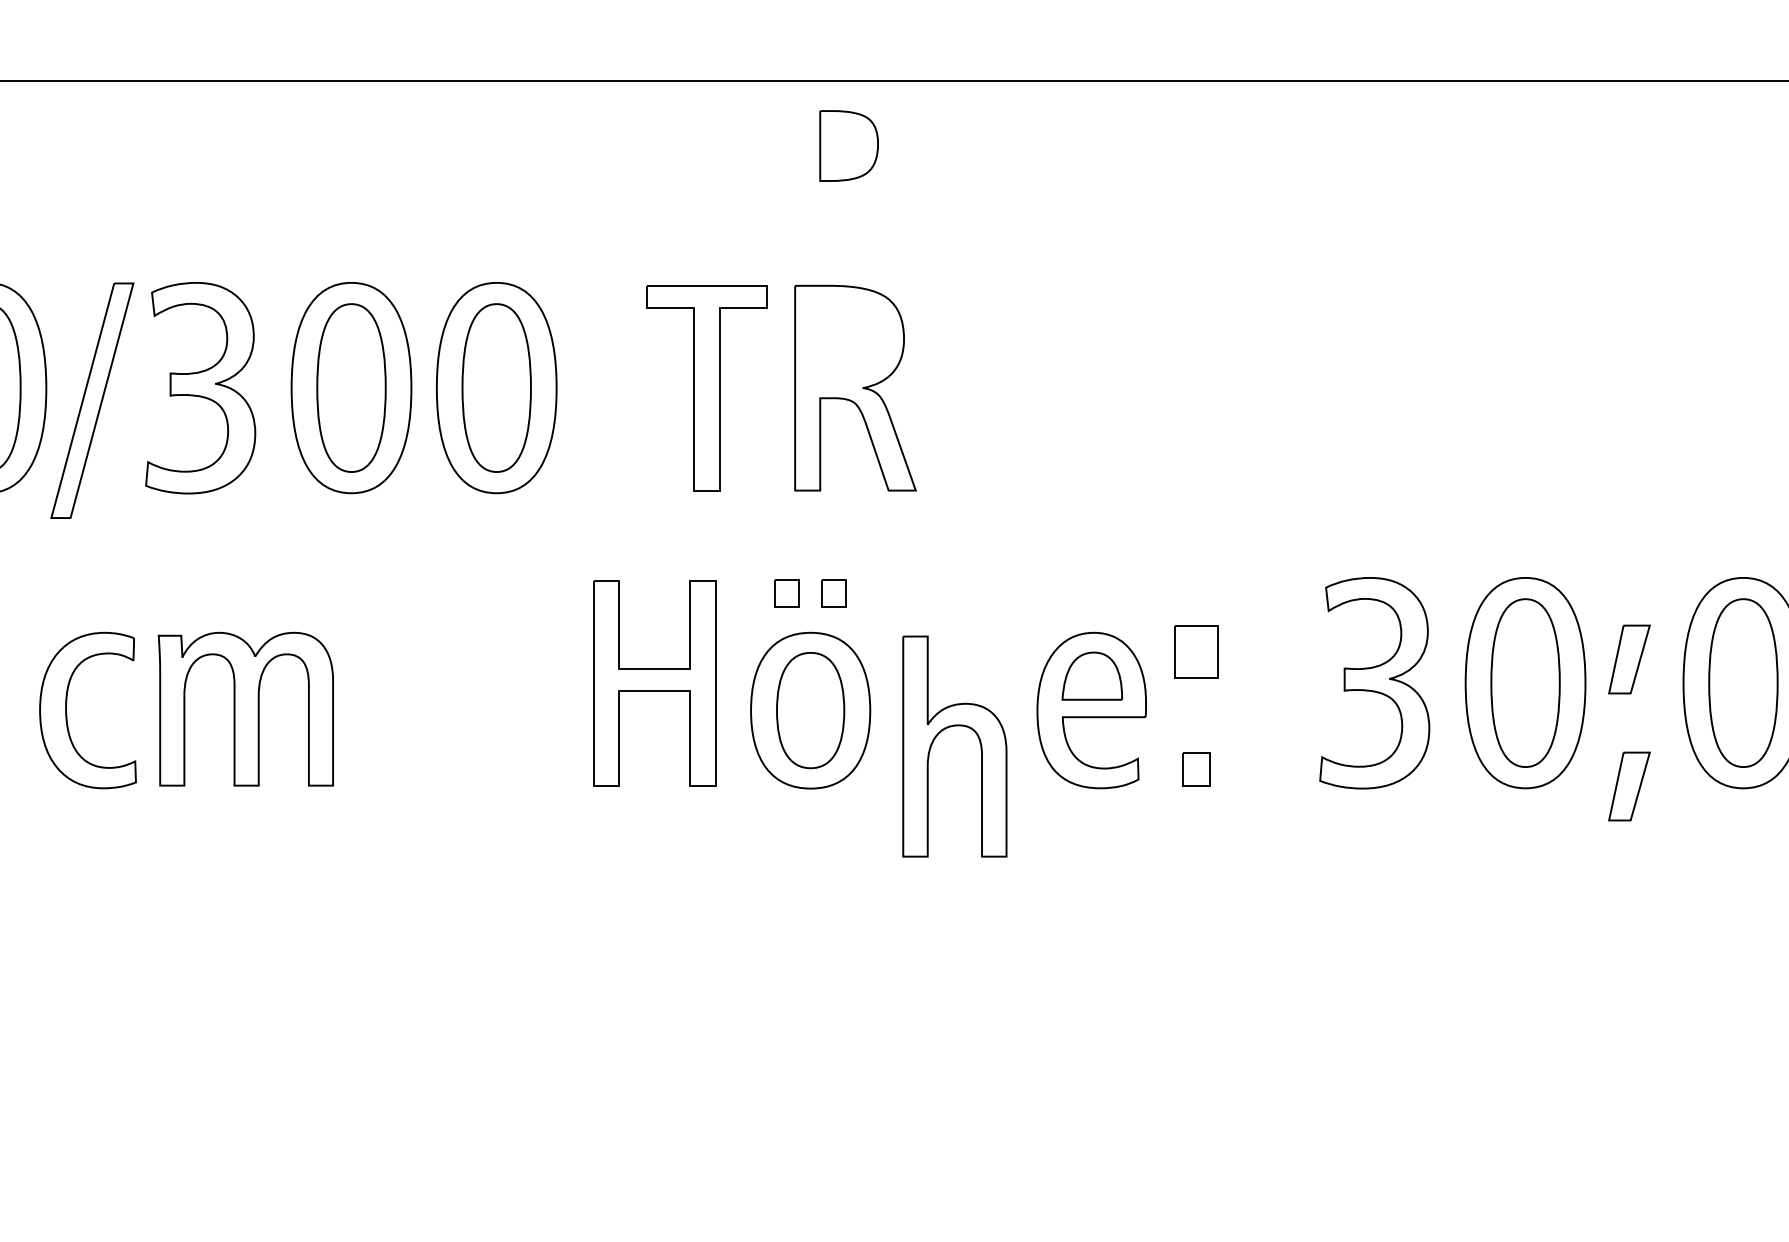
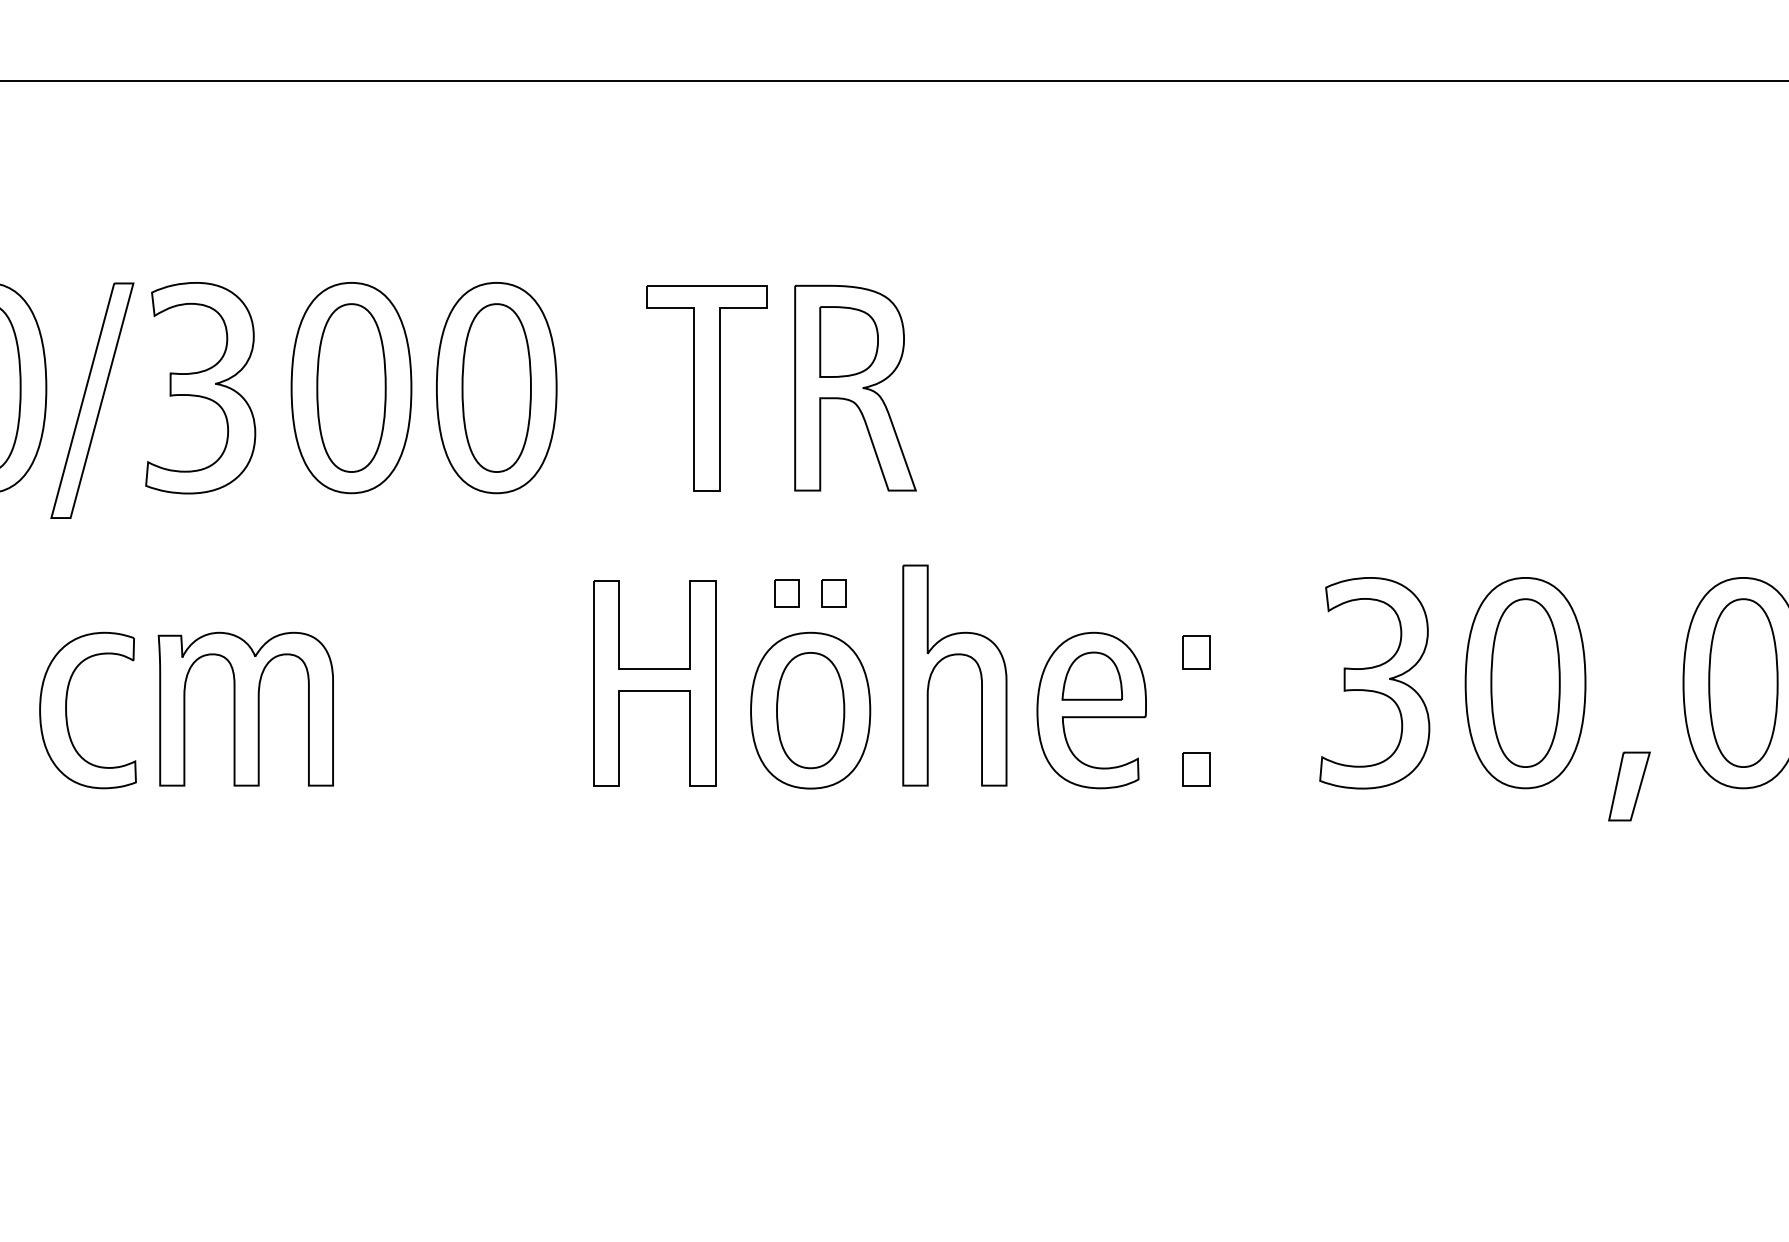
part position: (848, 145) -> (848, 341) (848, 341)
part size: 45x54 px -> 29x35 px (1196, 652)
part: present -> none (1629, 659)
part position: (941, 732) -> (941, 661) (941, 661)
